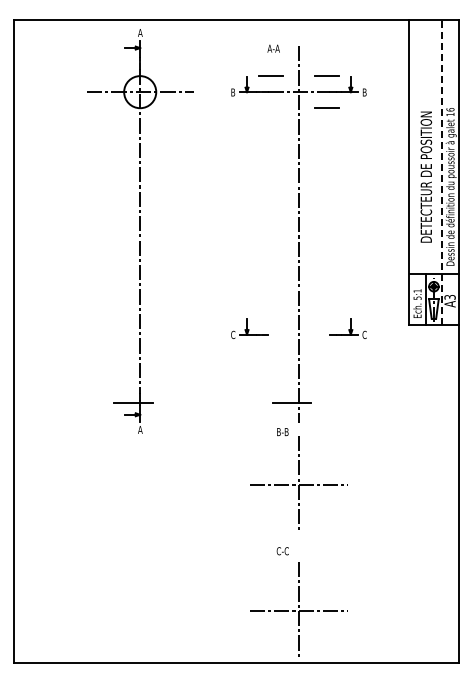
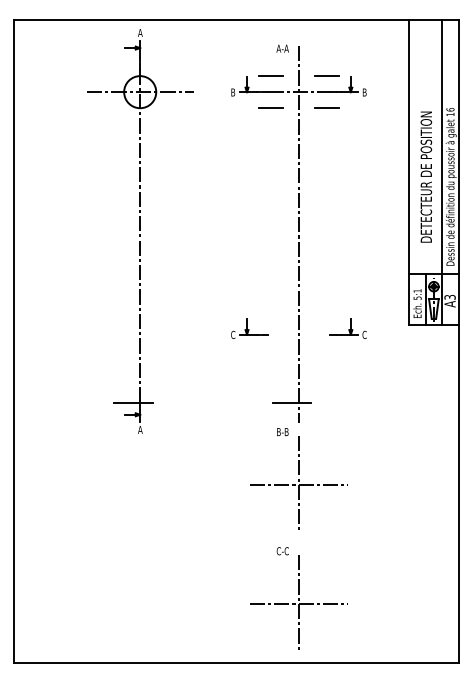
text position: (273, 48) -> (282, 48) (282, 48)
line: none -> present (270, 108)
line: dashed -> solid (441, 172)
part position: (298, 609) -> (298, 602) (298, 602)
